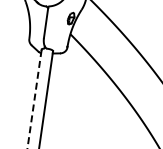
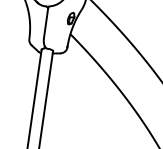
line: dashed -> solid (34, 99)
